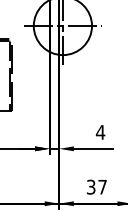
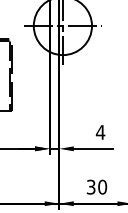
text: 37 -> 30 (102, 186)
